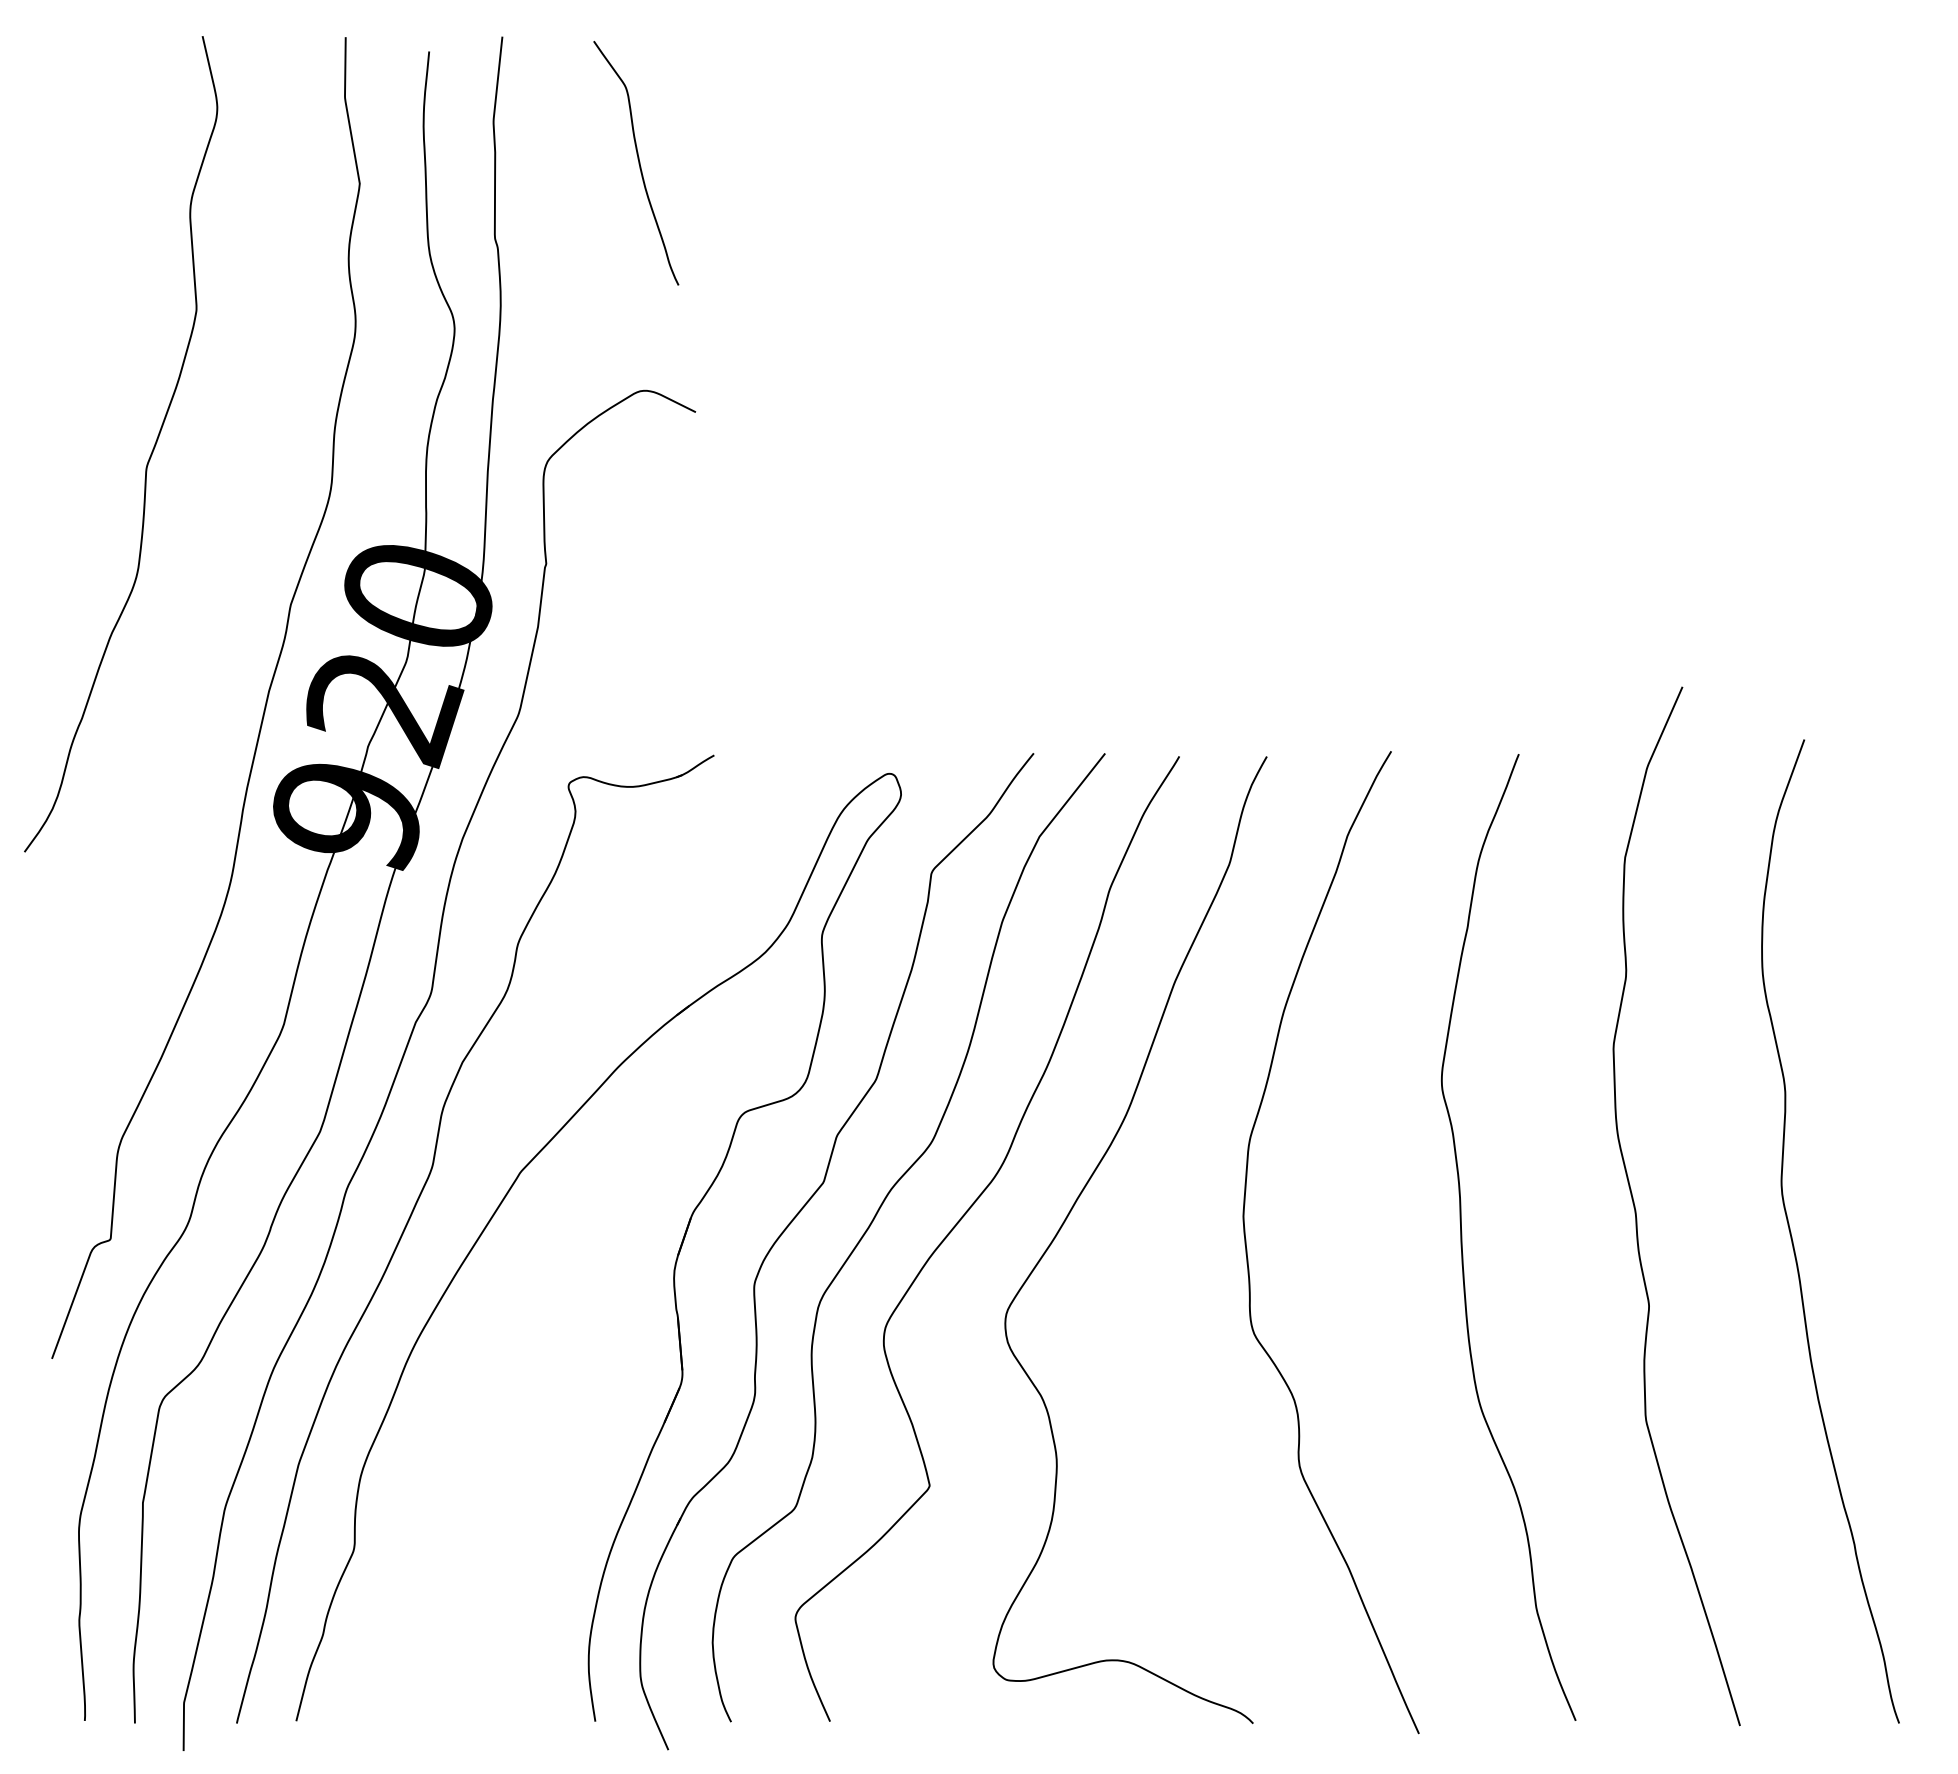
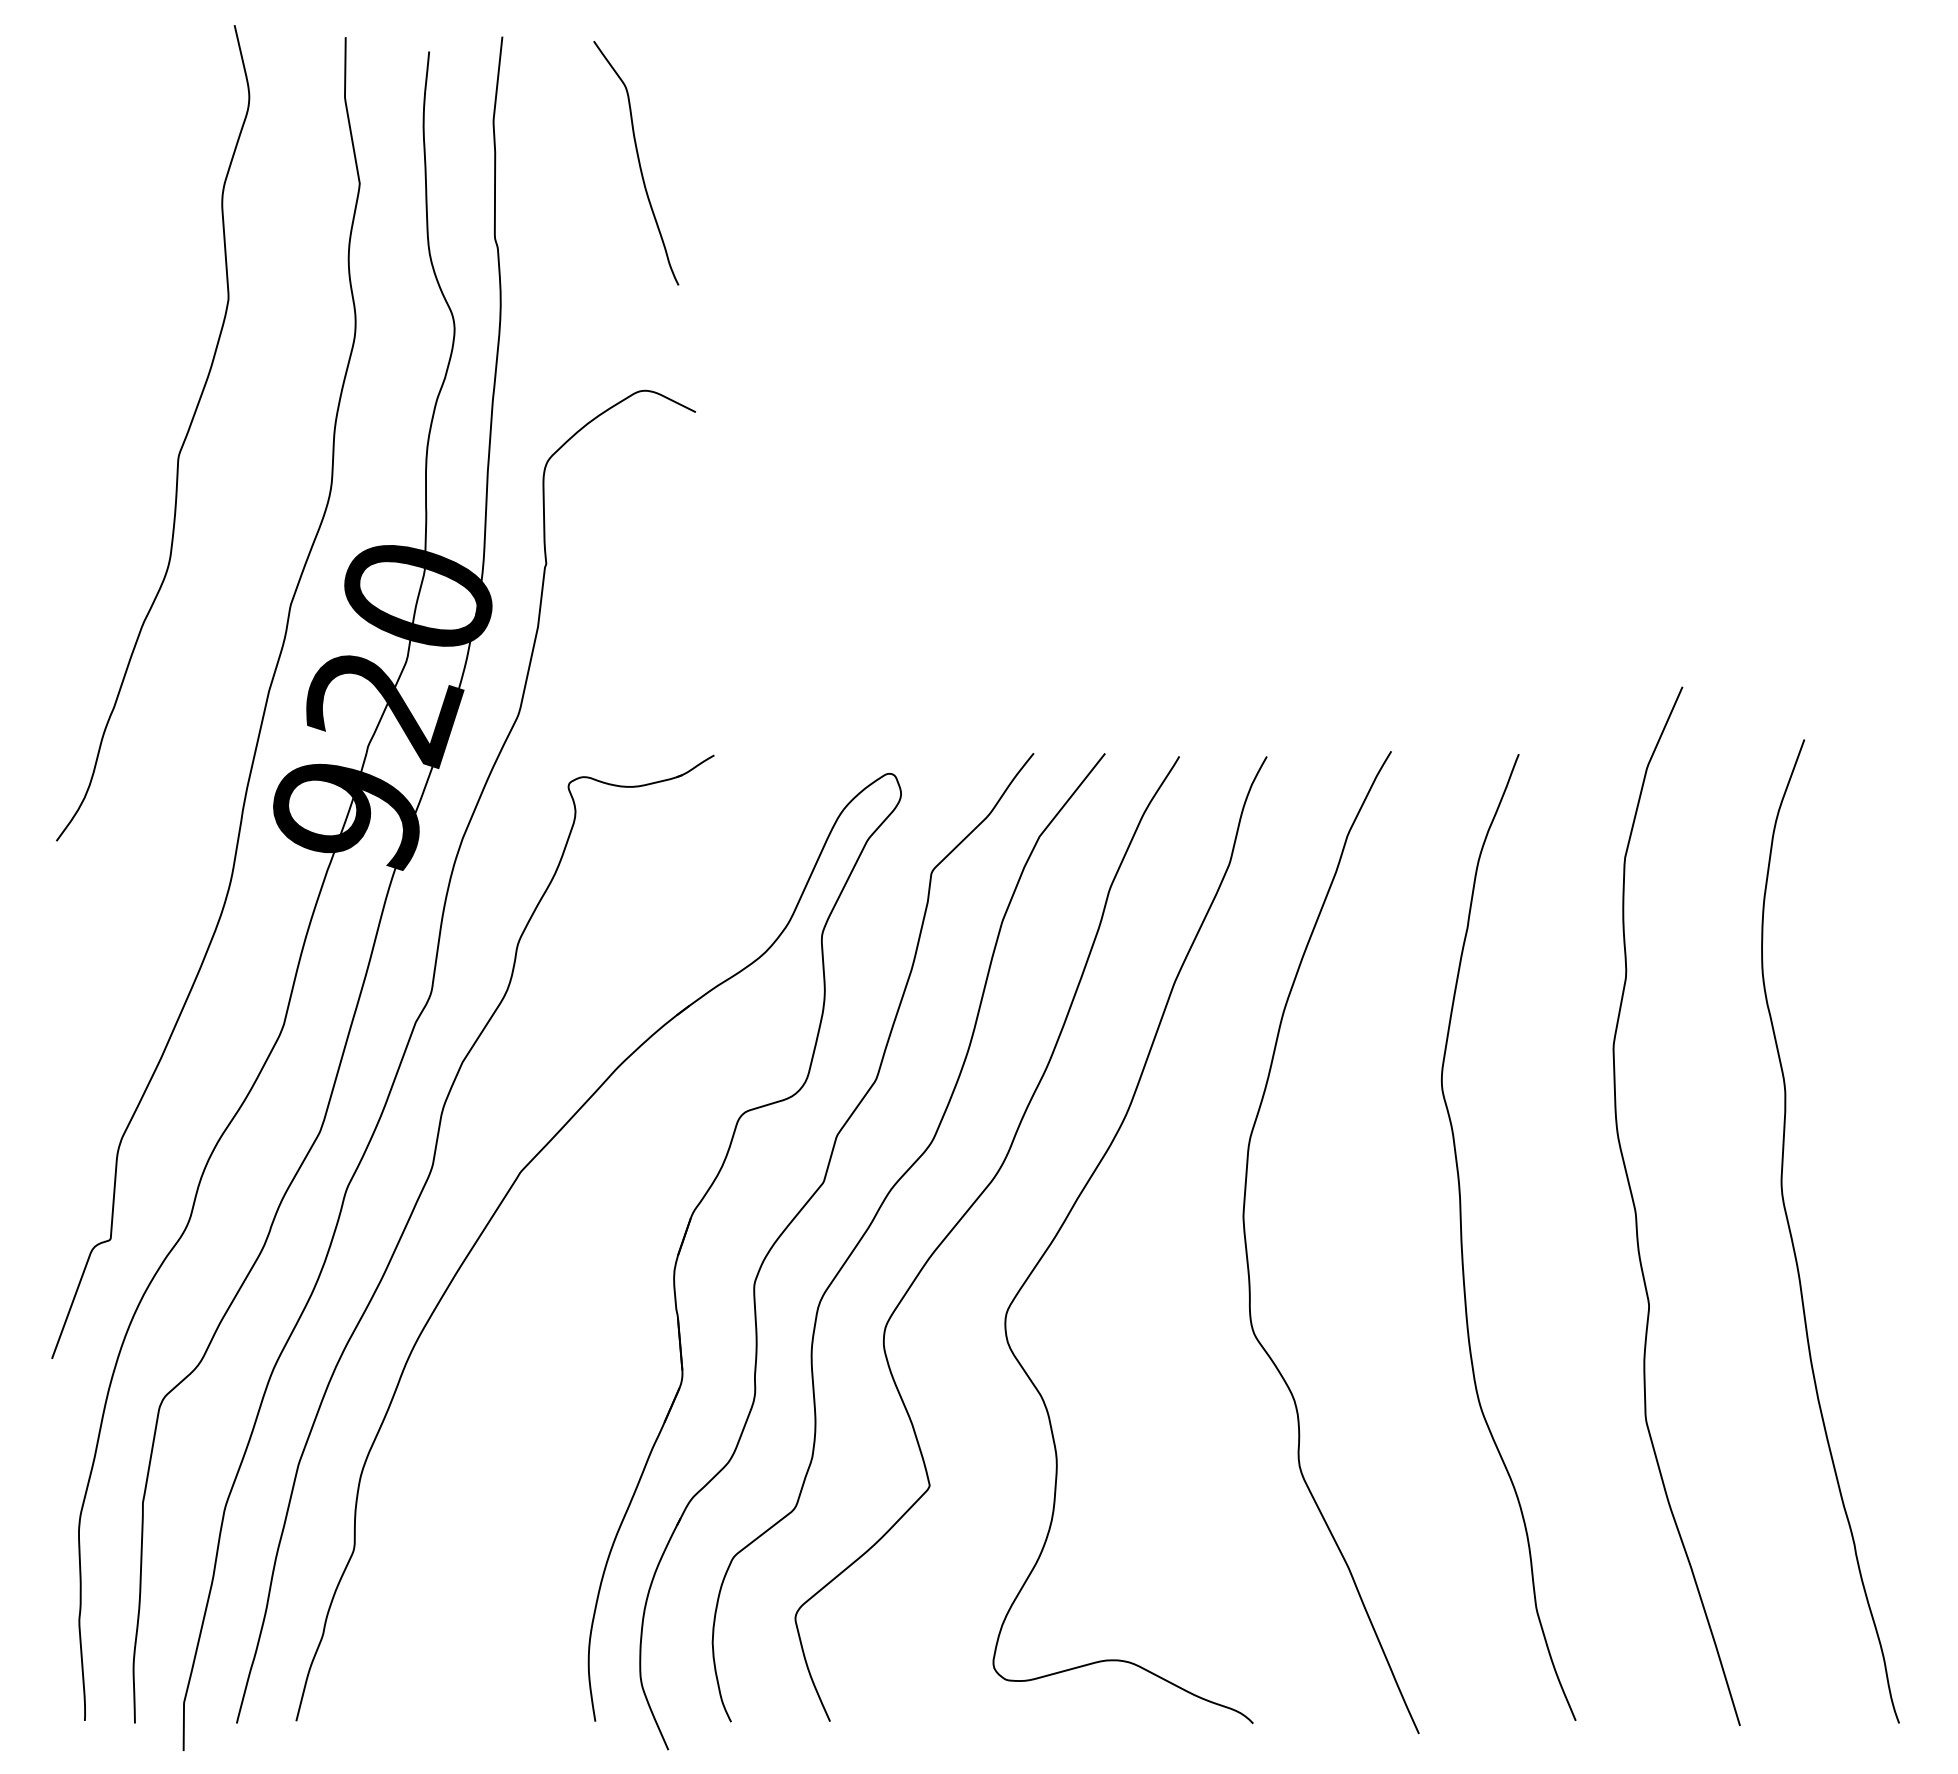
curve position: (148, 458) -> (180, 447) (180, 447)
